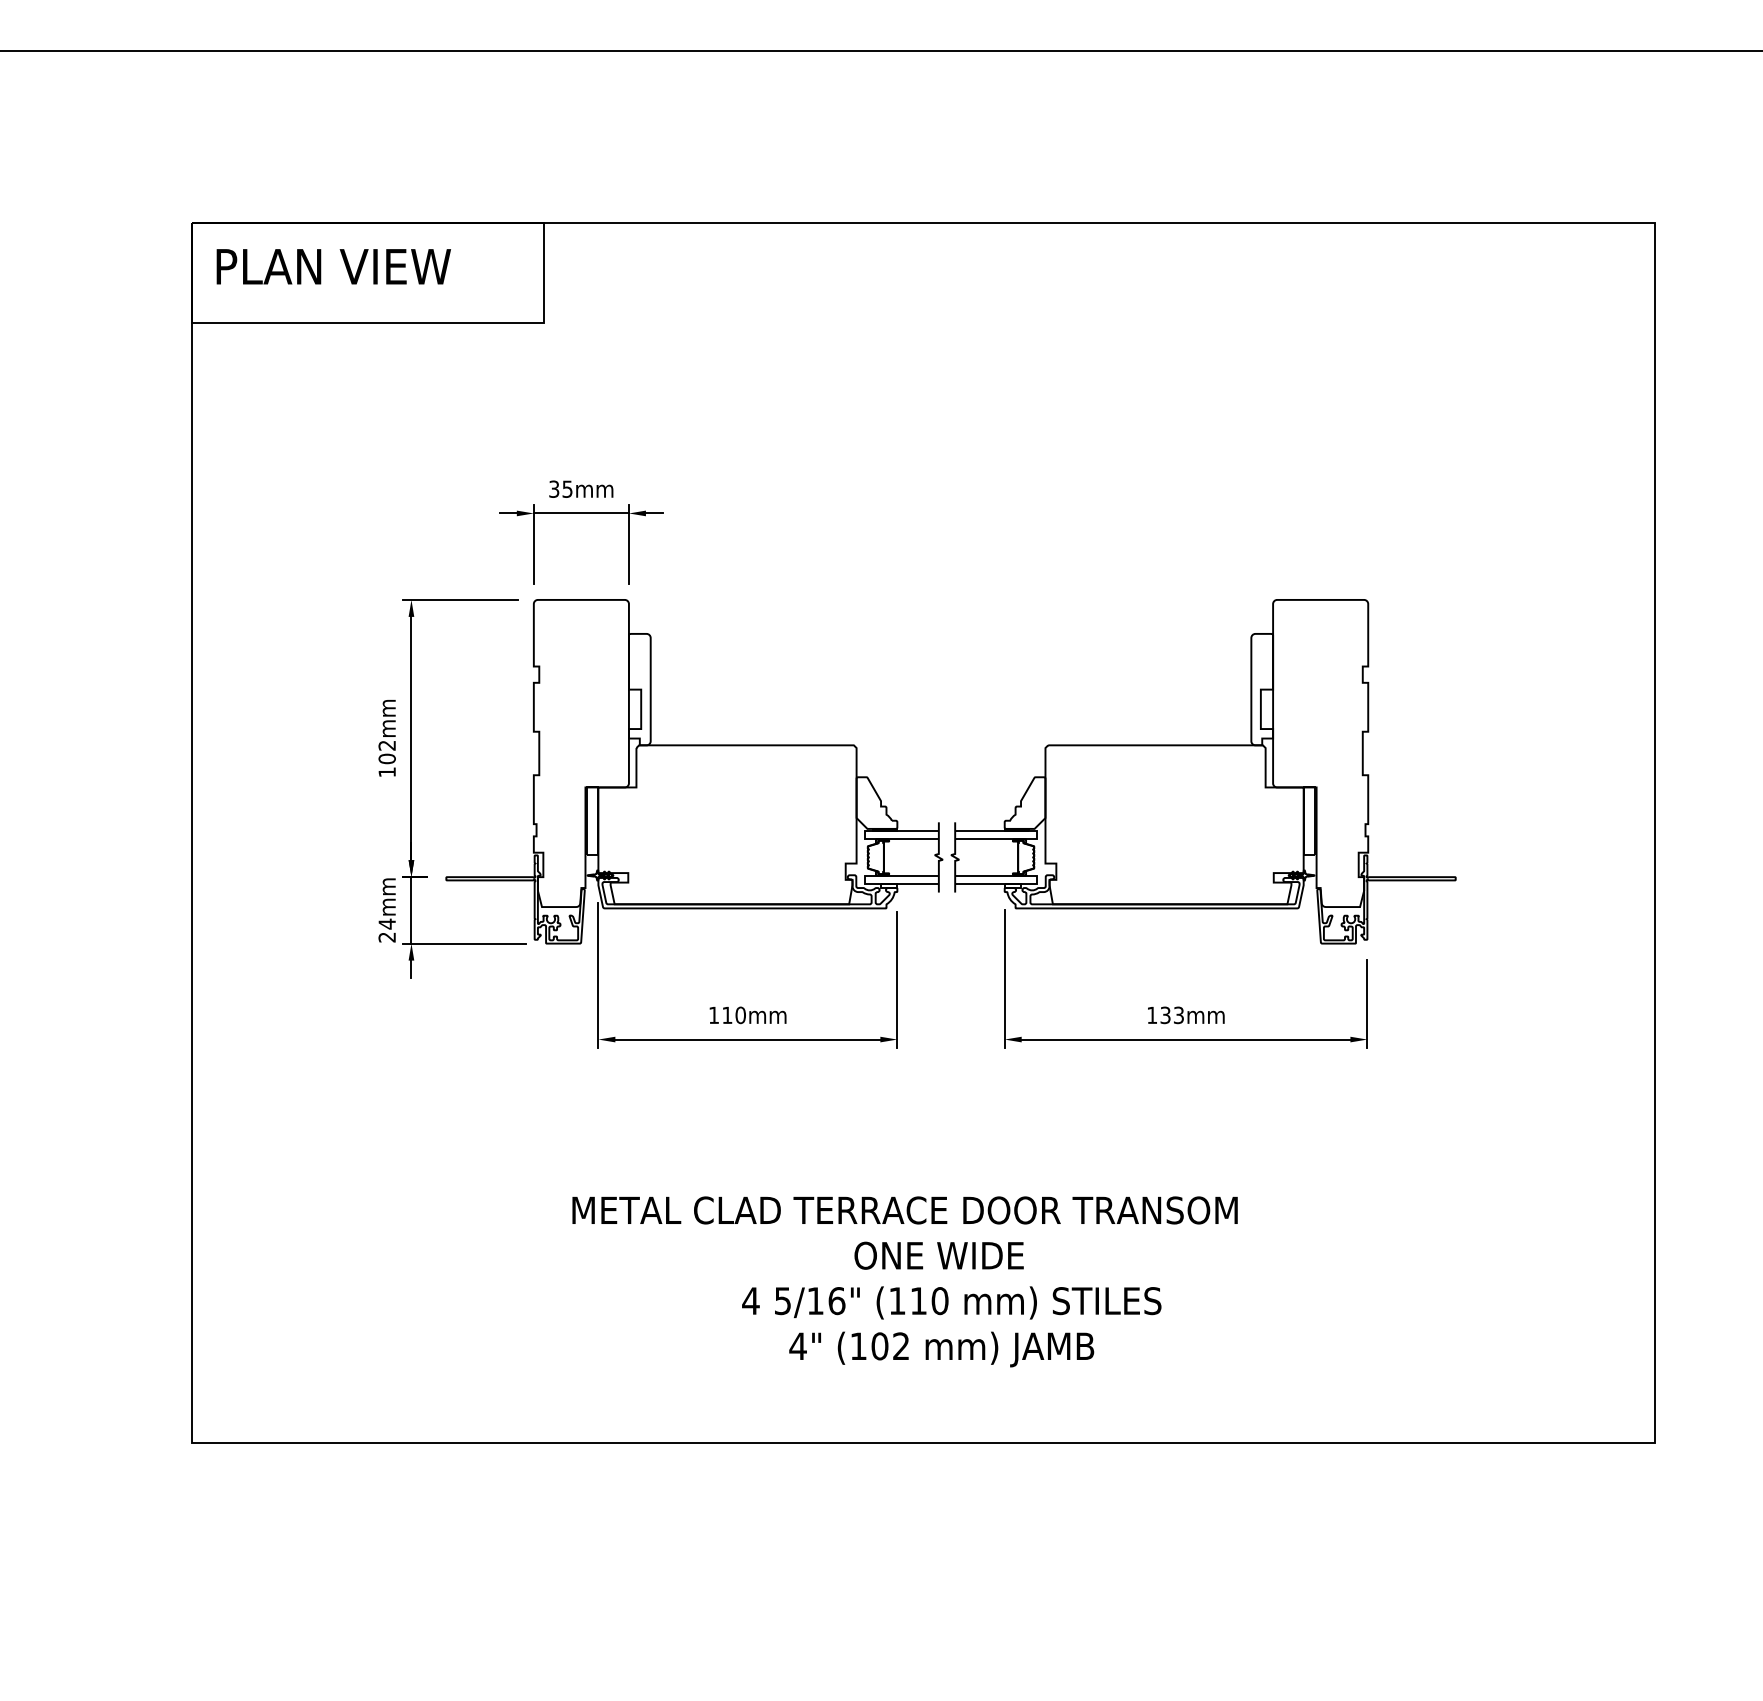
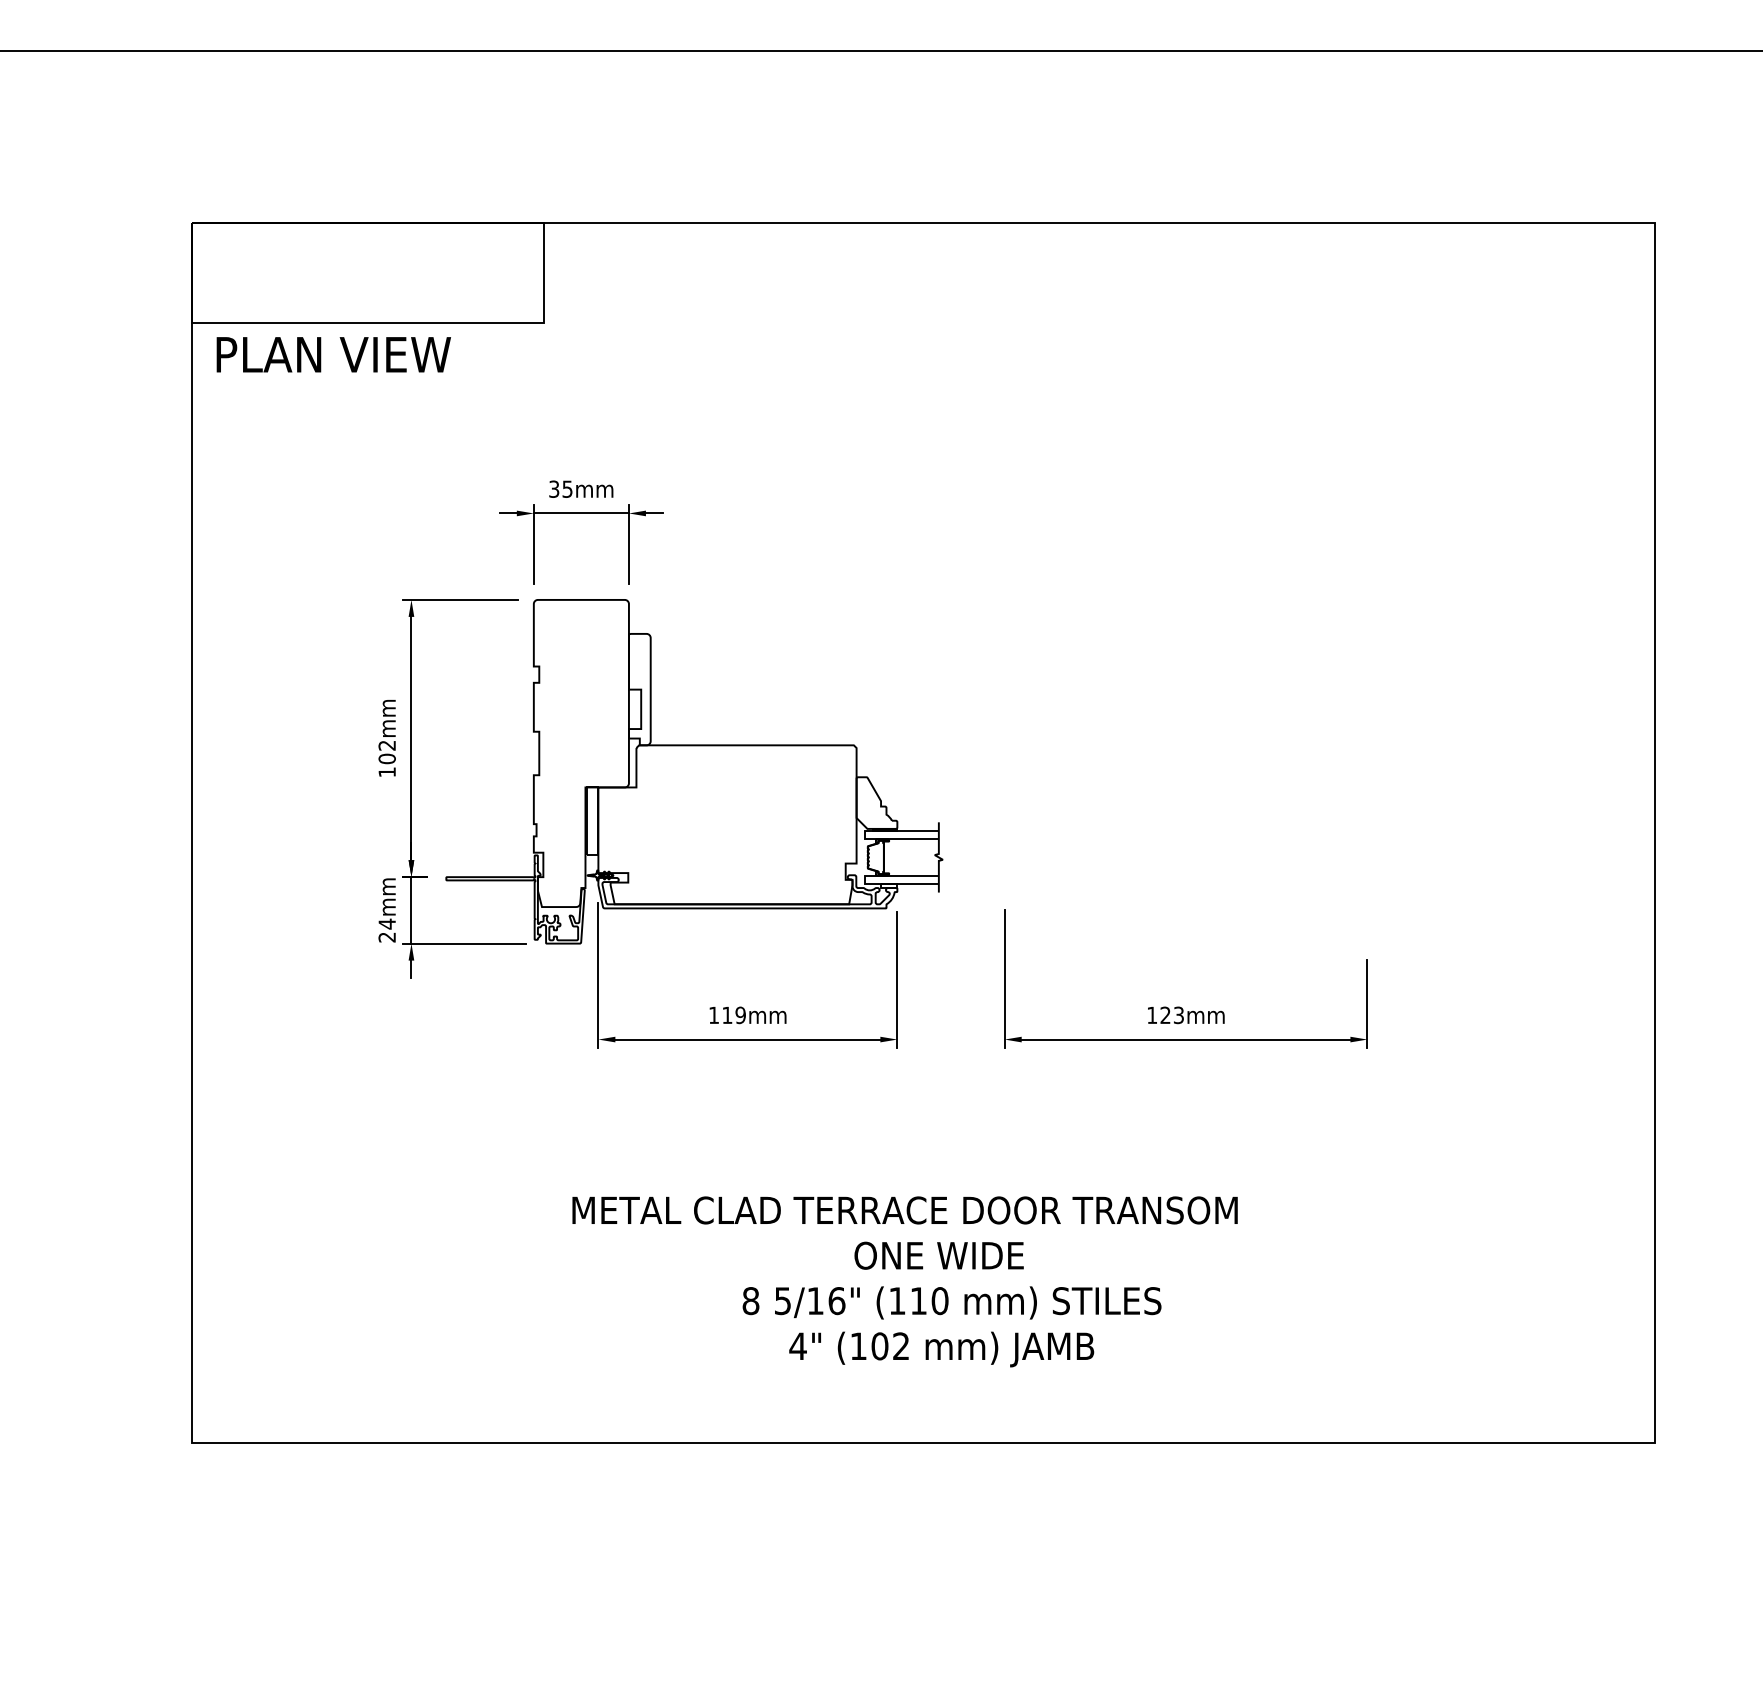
text position: (333, 266) -> (333, 354) (333, 354)
part: present -> none (1203, 771)
text: 110mm -> 119mm (740, 1015)
text: 133mm -> 123mm (1165, 1015)
text: 4 -> 8 (750, 1301)
